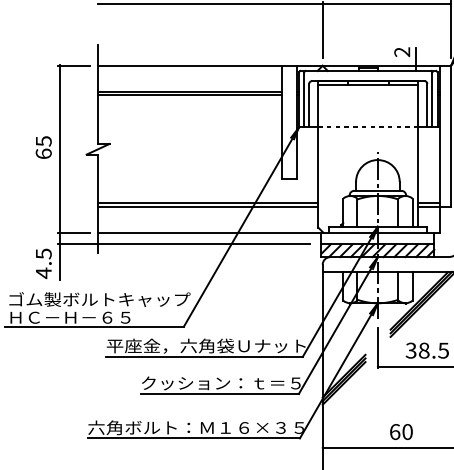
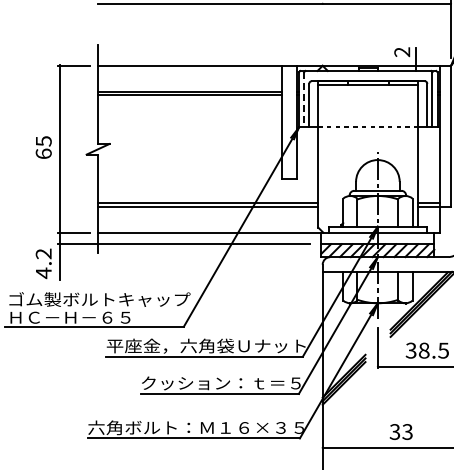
line: present -> none (322, 29)
line: solid -> dashed (304, 99)
text: 4.5 -> 4.2 (43, 253)
text: 60 -> 33 (400, 431)
